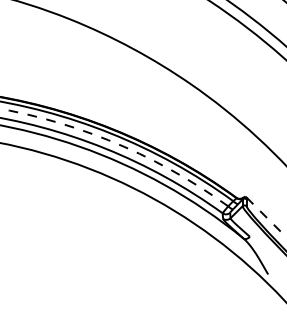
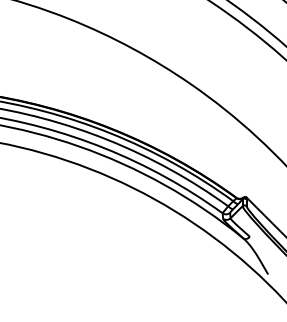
arc: dashed -> solid (119, 144)
line: dashed -> solid (267, 217)
